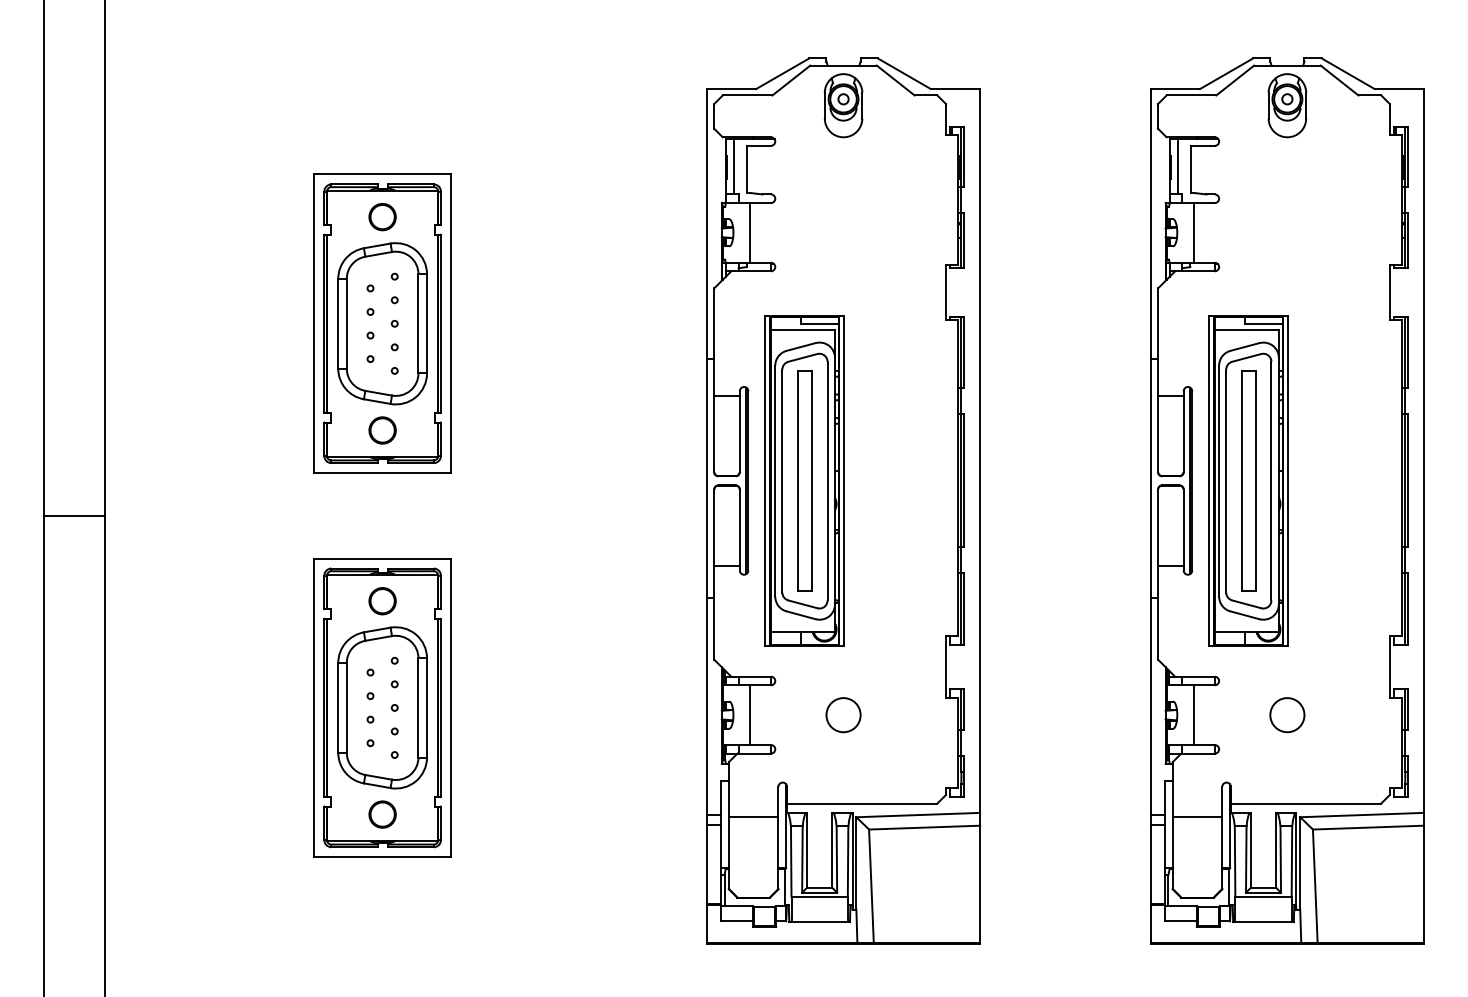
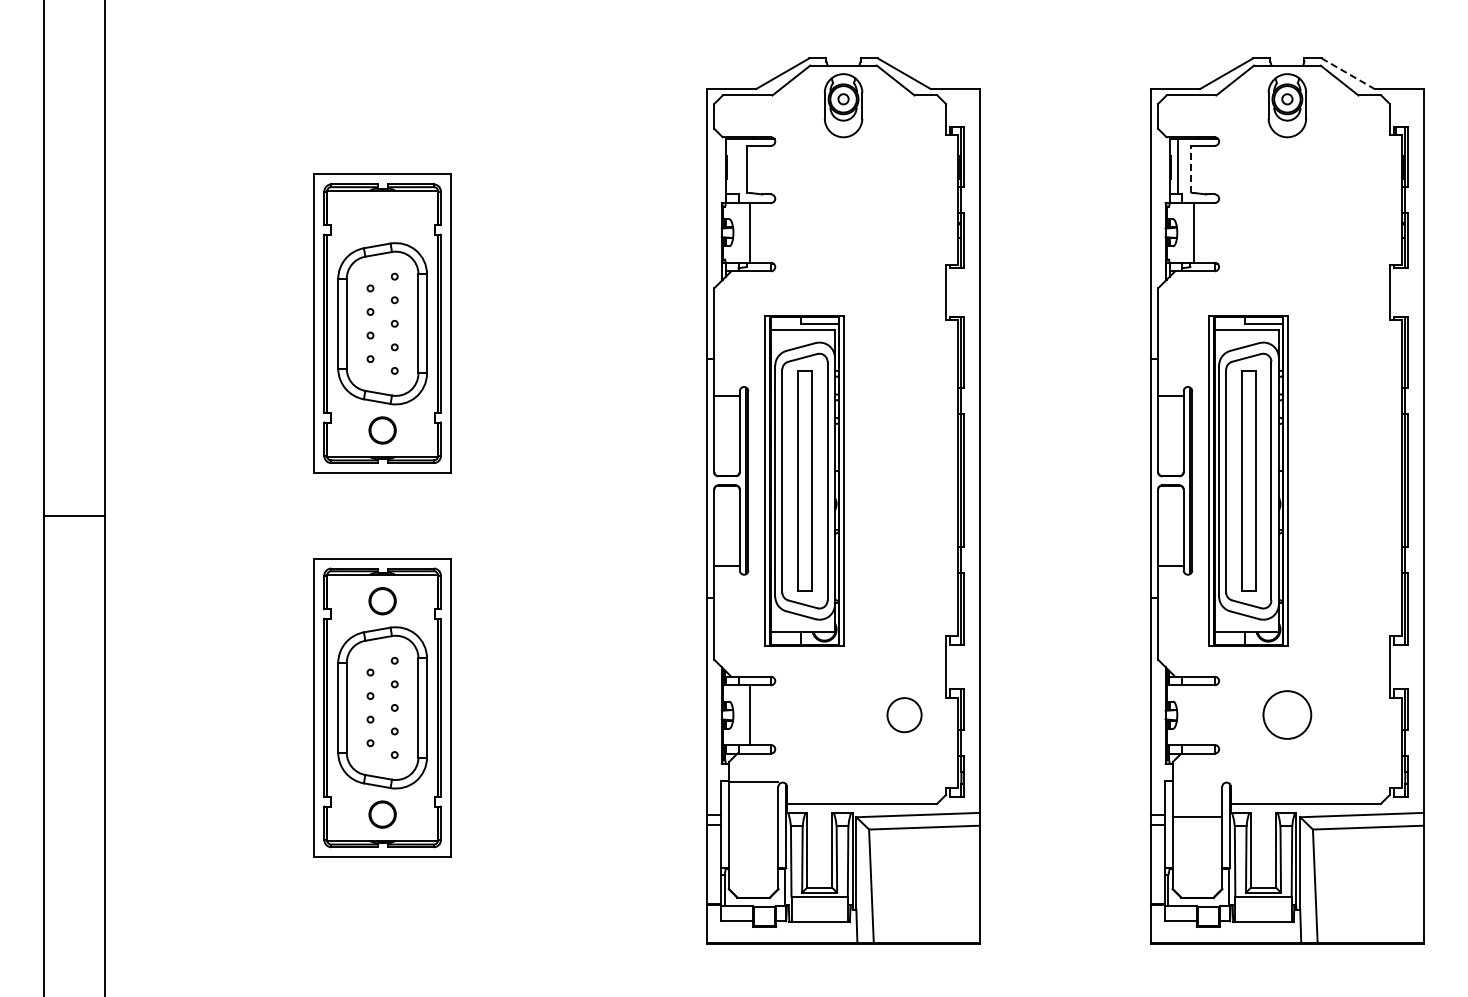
line: solid -> dashed (1348, 73)
line: present -> none (734, 166)
line: solid -> dashed (1190, 169)
circle: present -> none (382, 217)
circle position: (843, 715) -> (904, 715) (904, 715)
line: present -> none (1193, 715)
circle size: 37x37 px -> 51x50 px (1287, 714)
line position: (753, 816) -> (753, 781) (753, 781)
